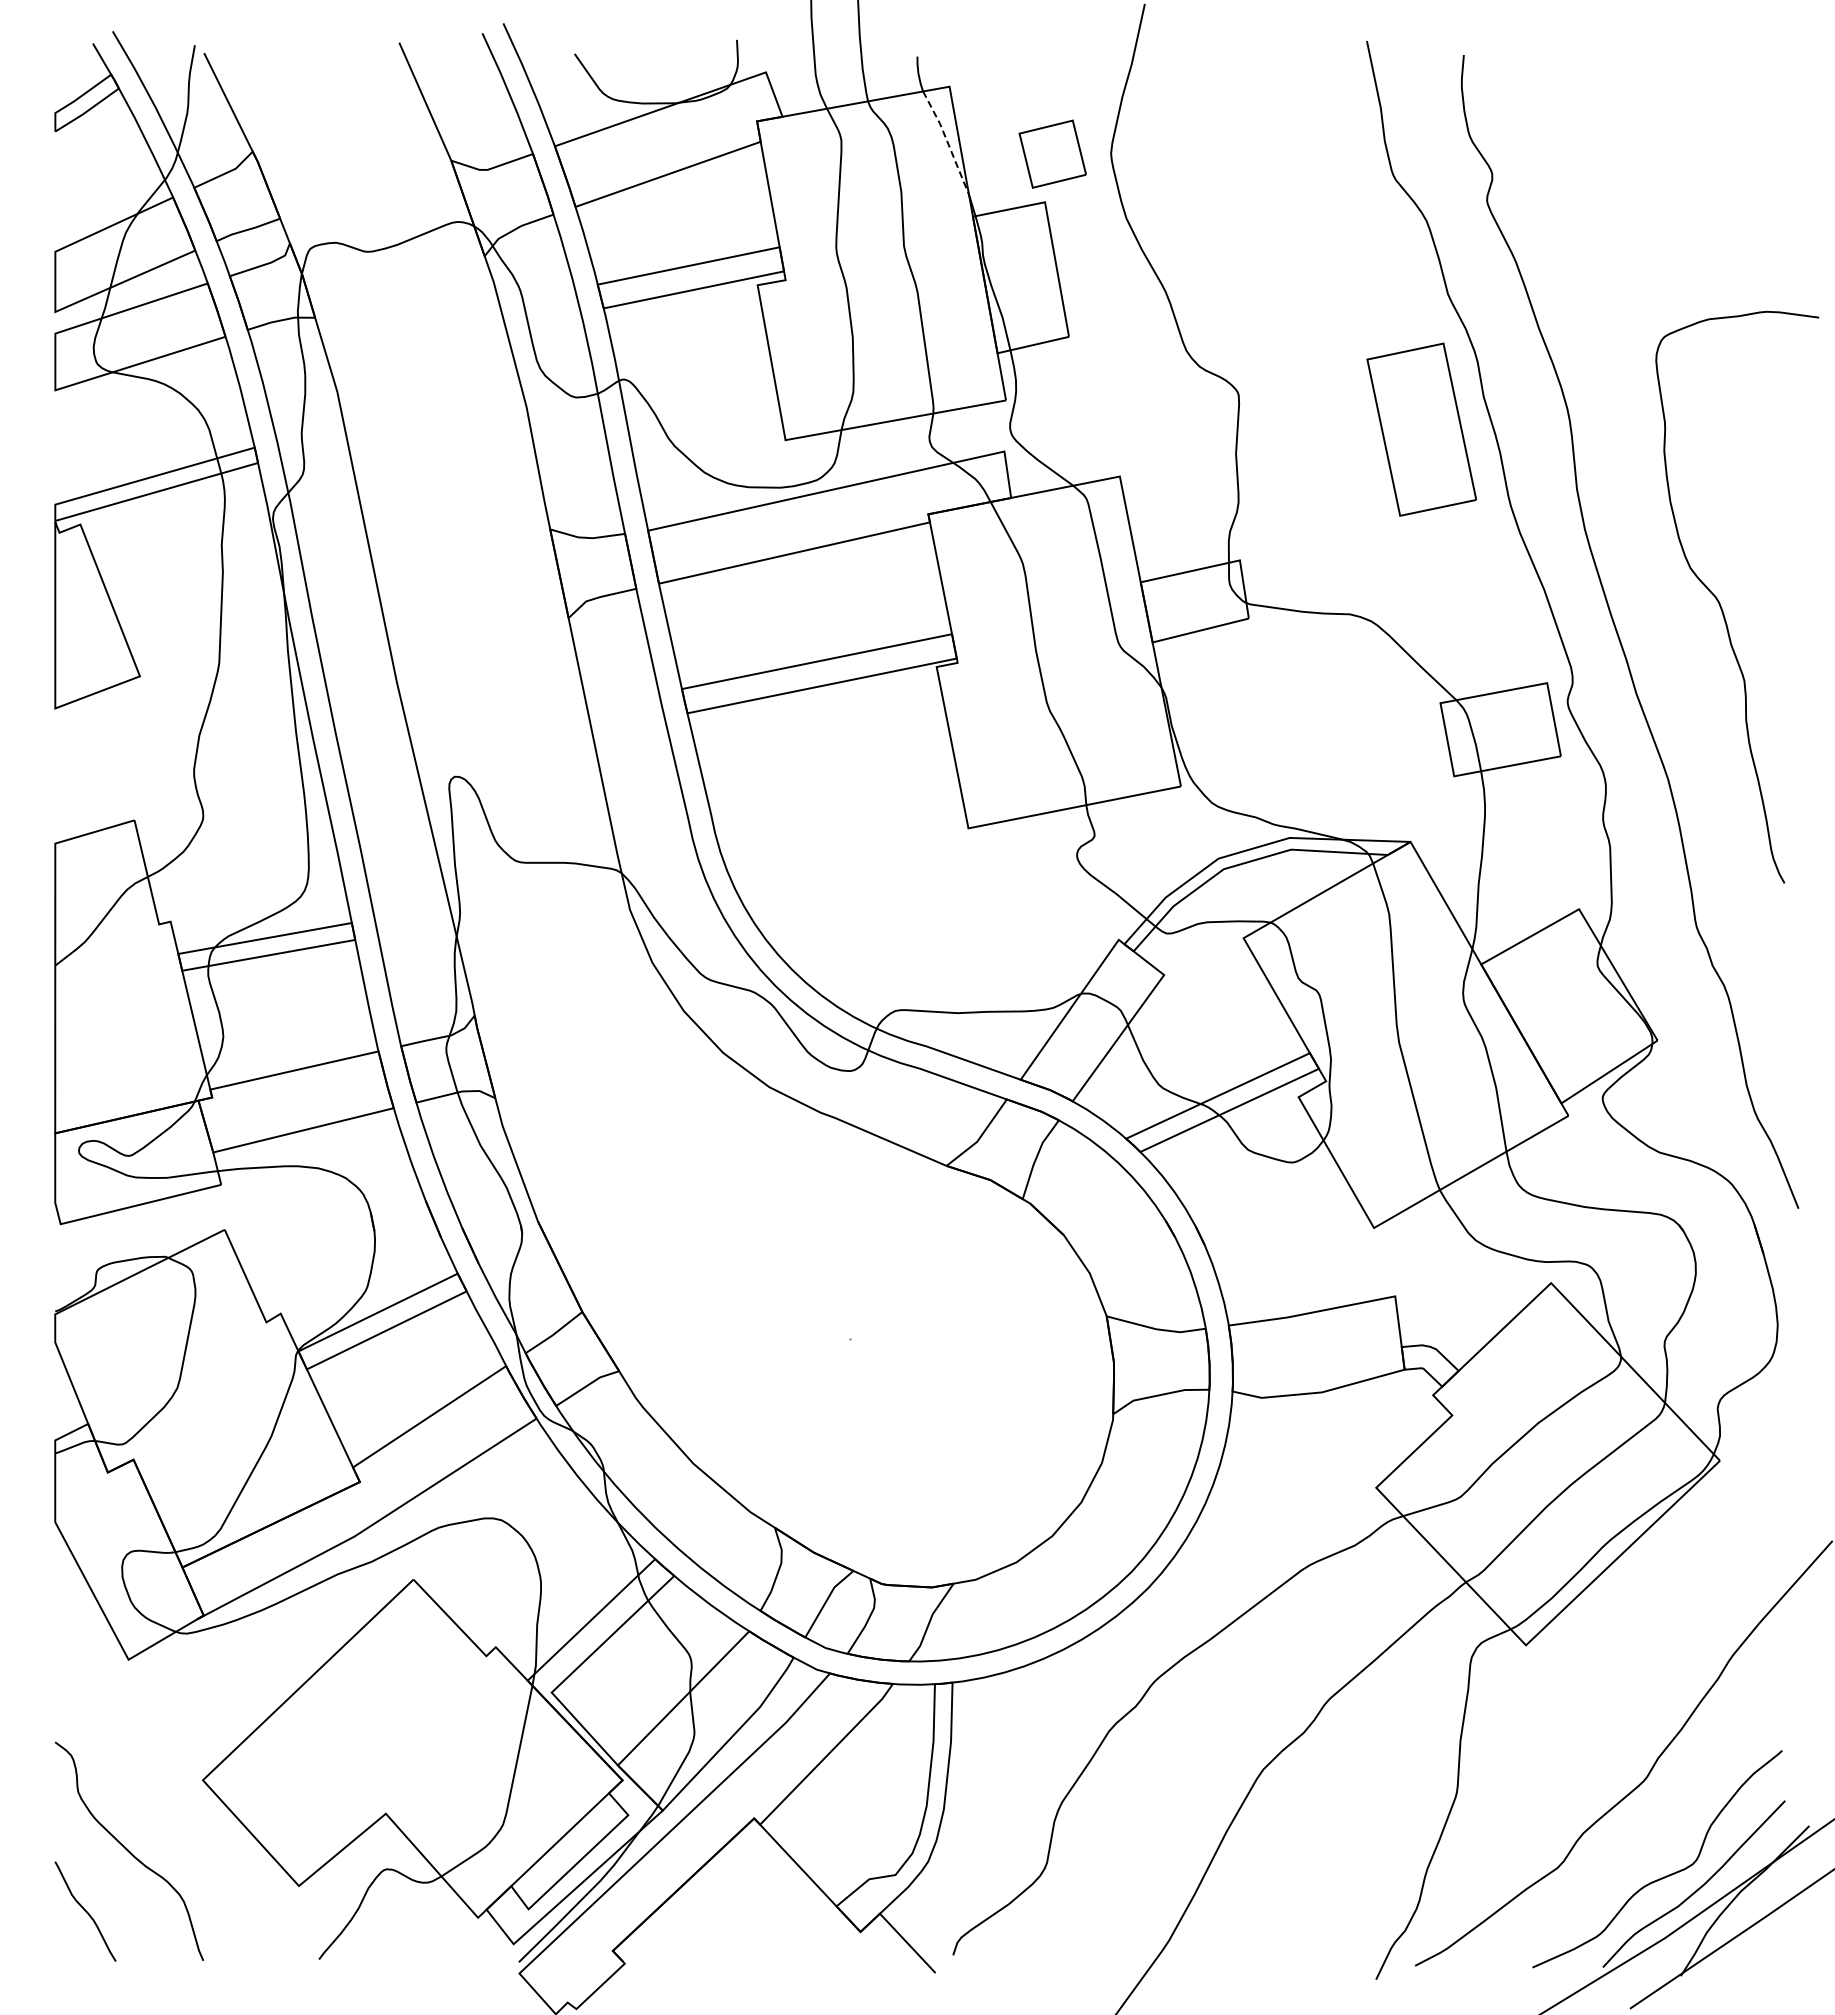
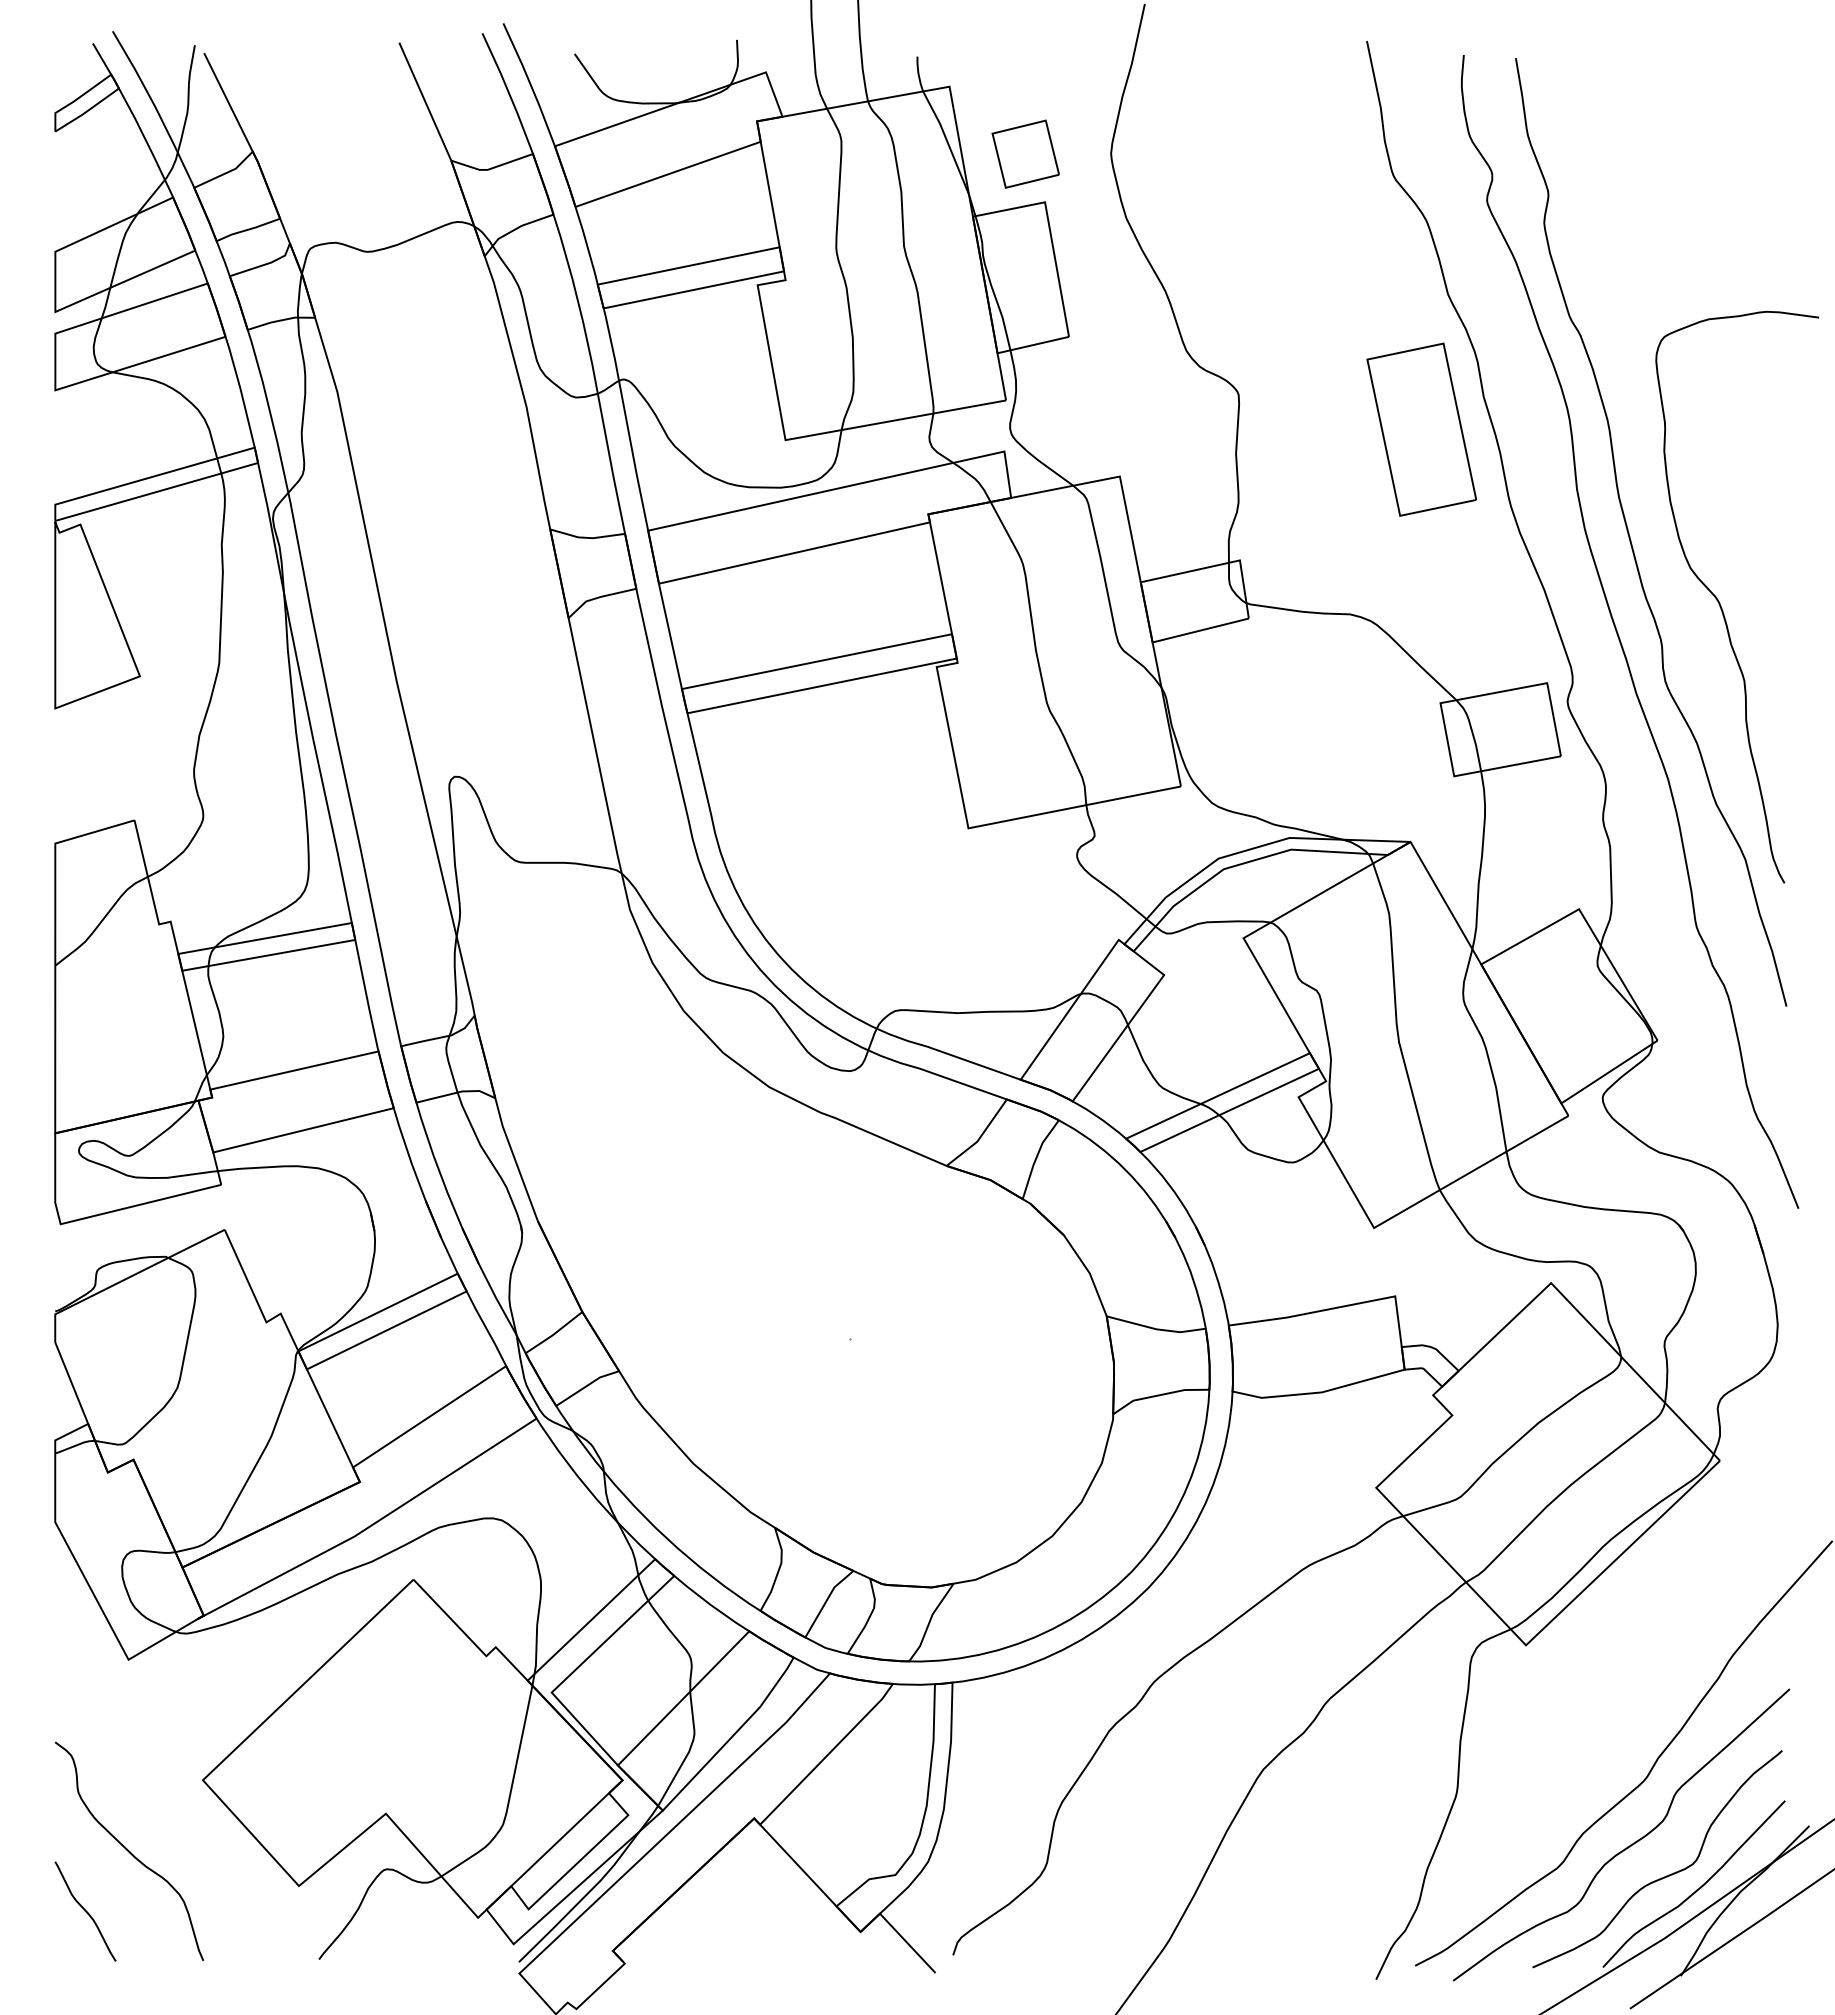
line: dashed -> solid (947, 142)
part position: (1052, 153) -> (1025, 153) (1025, 153)
curve: none -> present (1630, 536)
curve: none -> present (1627, 1846)
